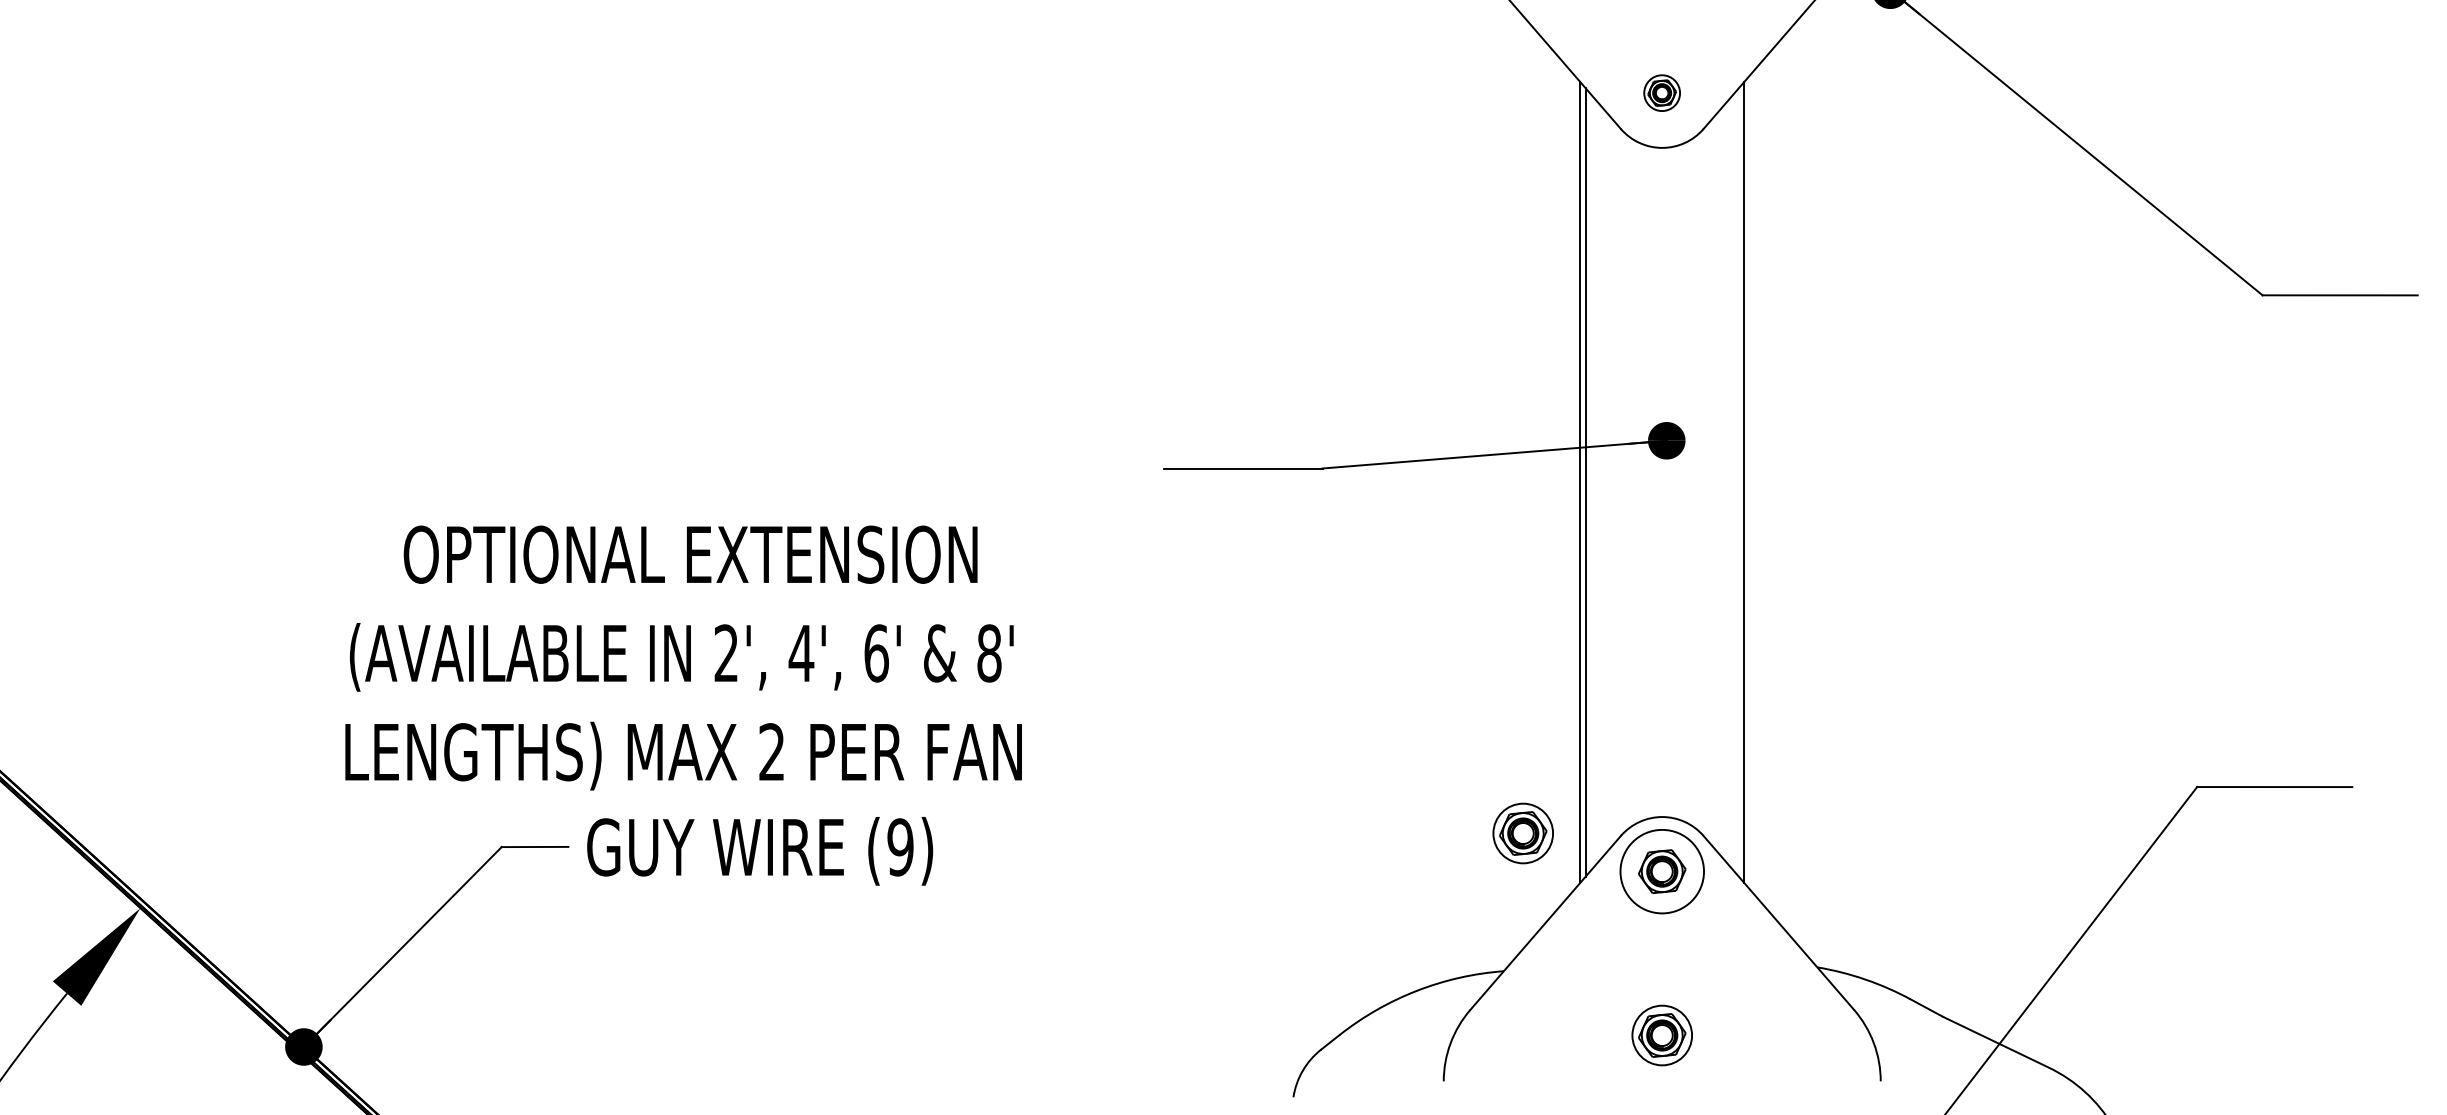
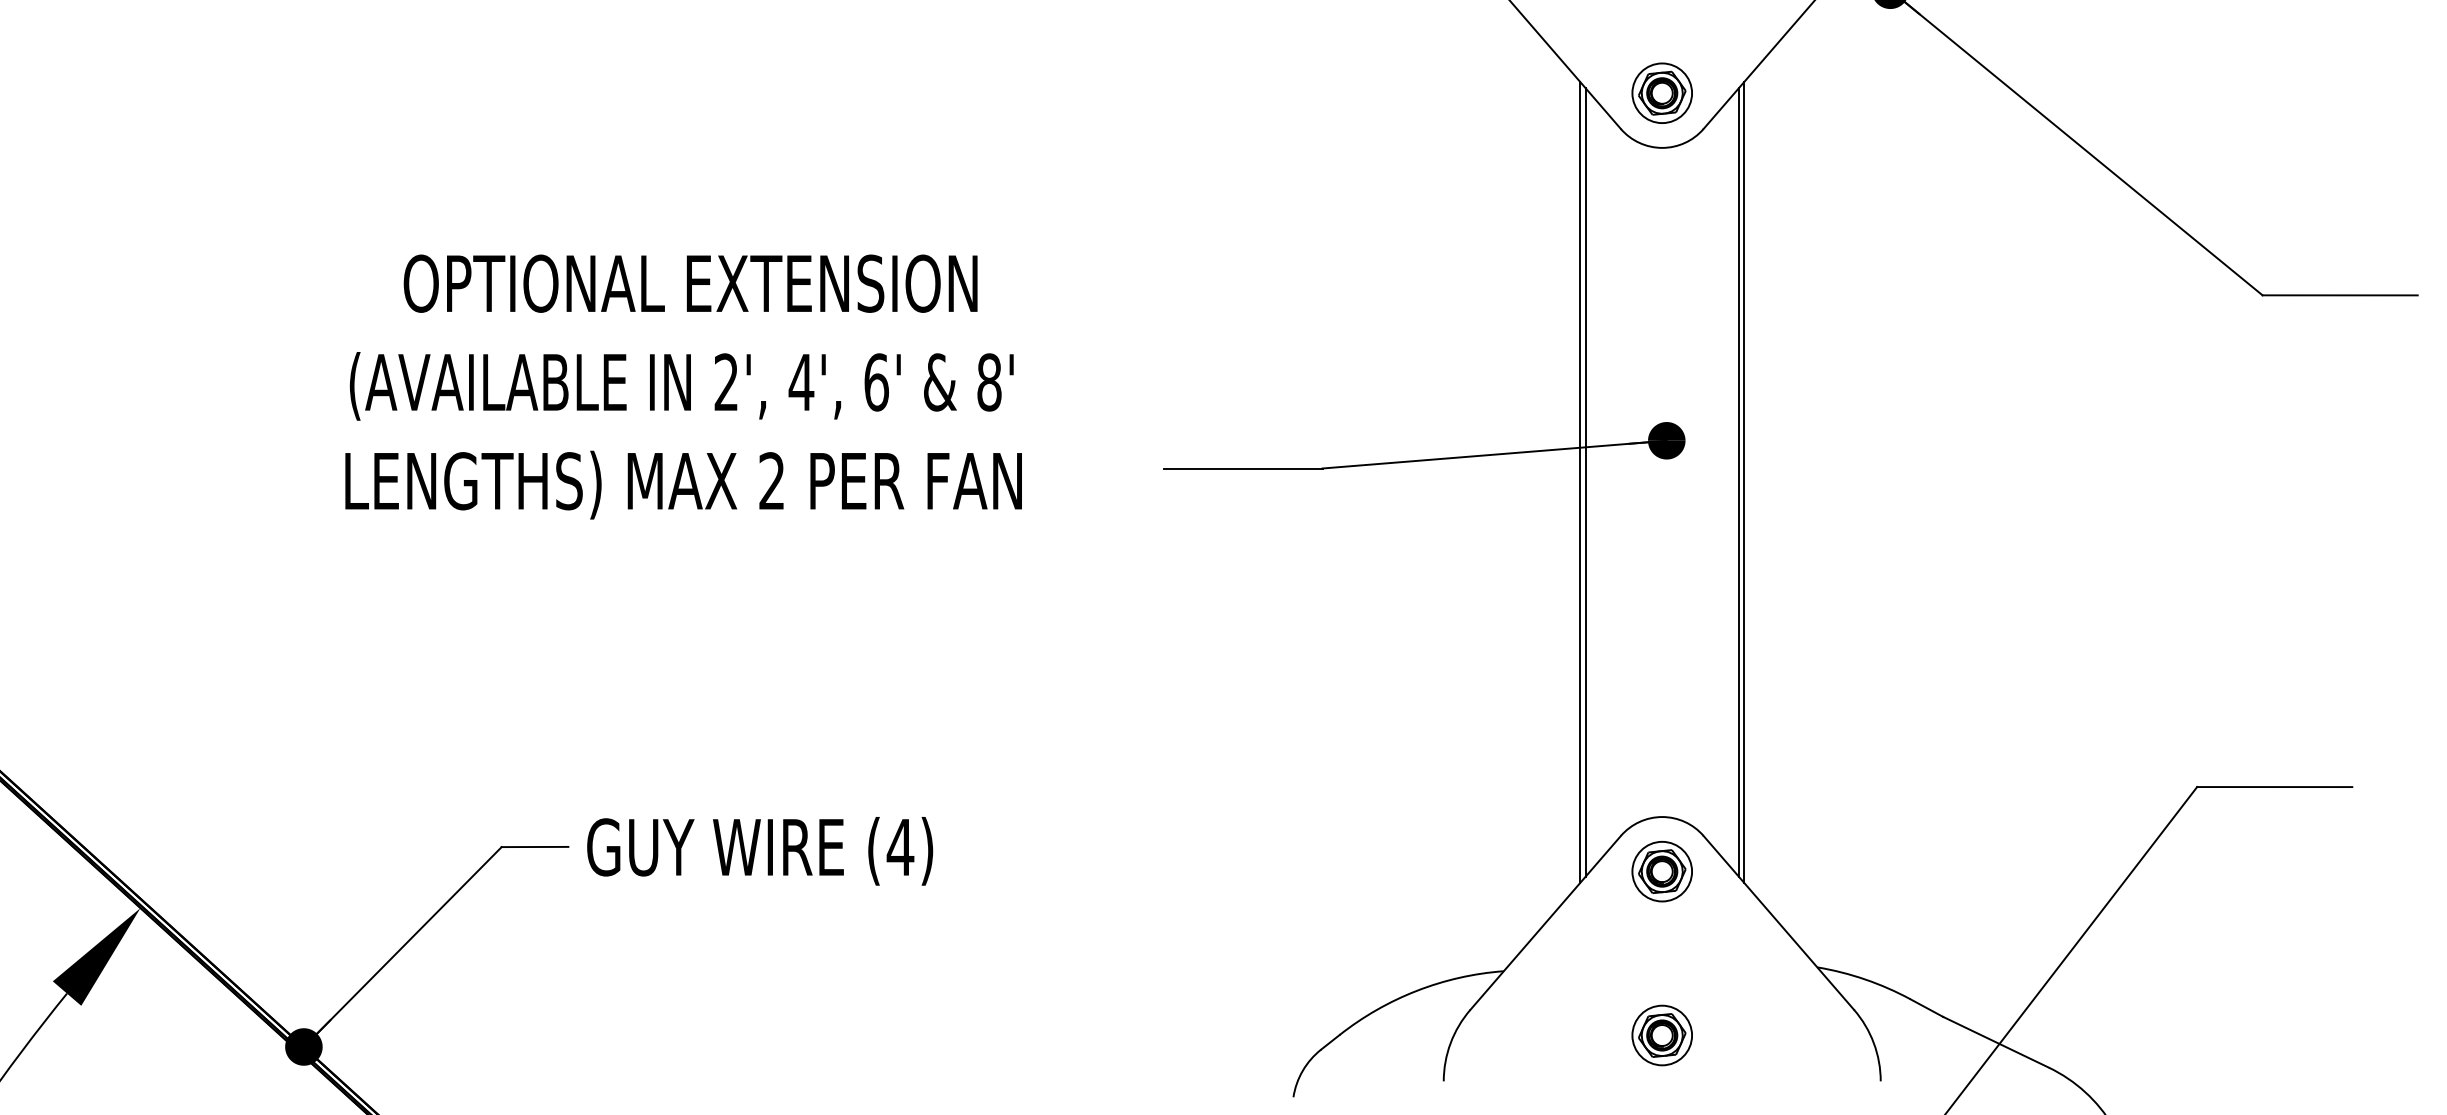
part size: 38x38 px -> 62x62 px (1661, 92)
line: none -> present (1738, 482)
text position: (683, 657) -> (683, 386) (683, 386)
part: present -> none (1522, 833)
text: (9) -> (4) (900, 847)
circle diameter: 84 px -> 60 px (1662, 871)
